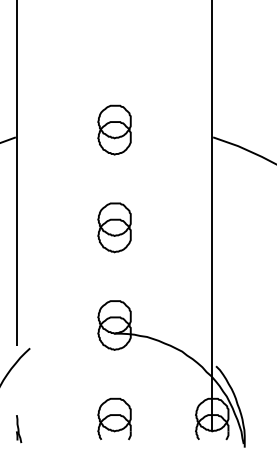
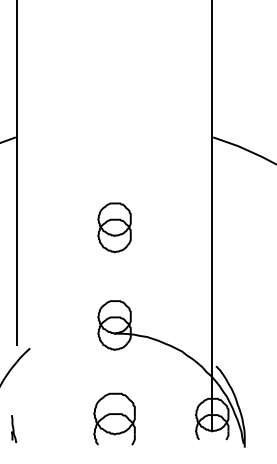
part: present -> none (114, 129)
part size: 35x44 px -> 43x54 px (114, 418)
part position: (19, 429) -> (14, 429) (14, 429)
